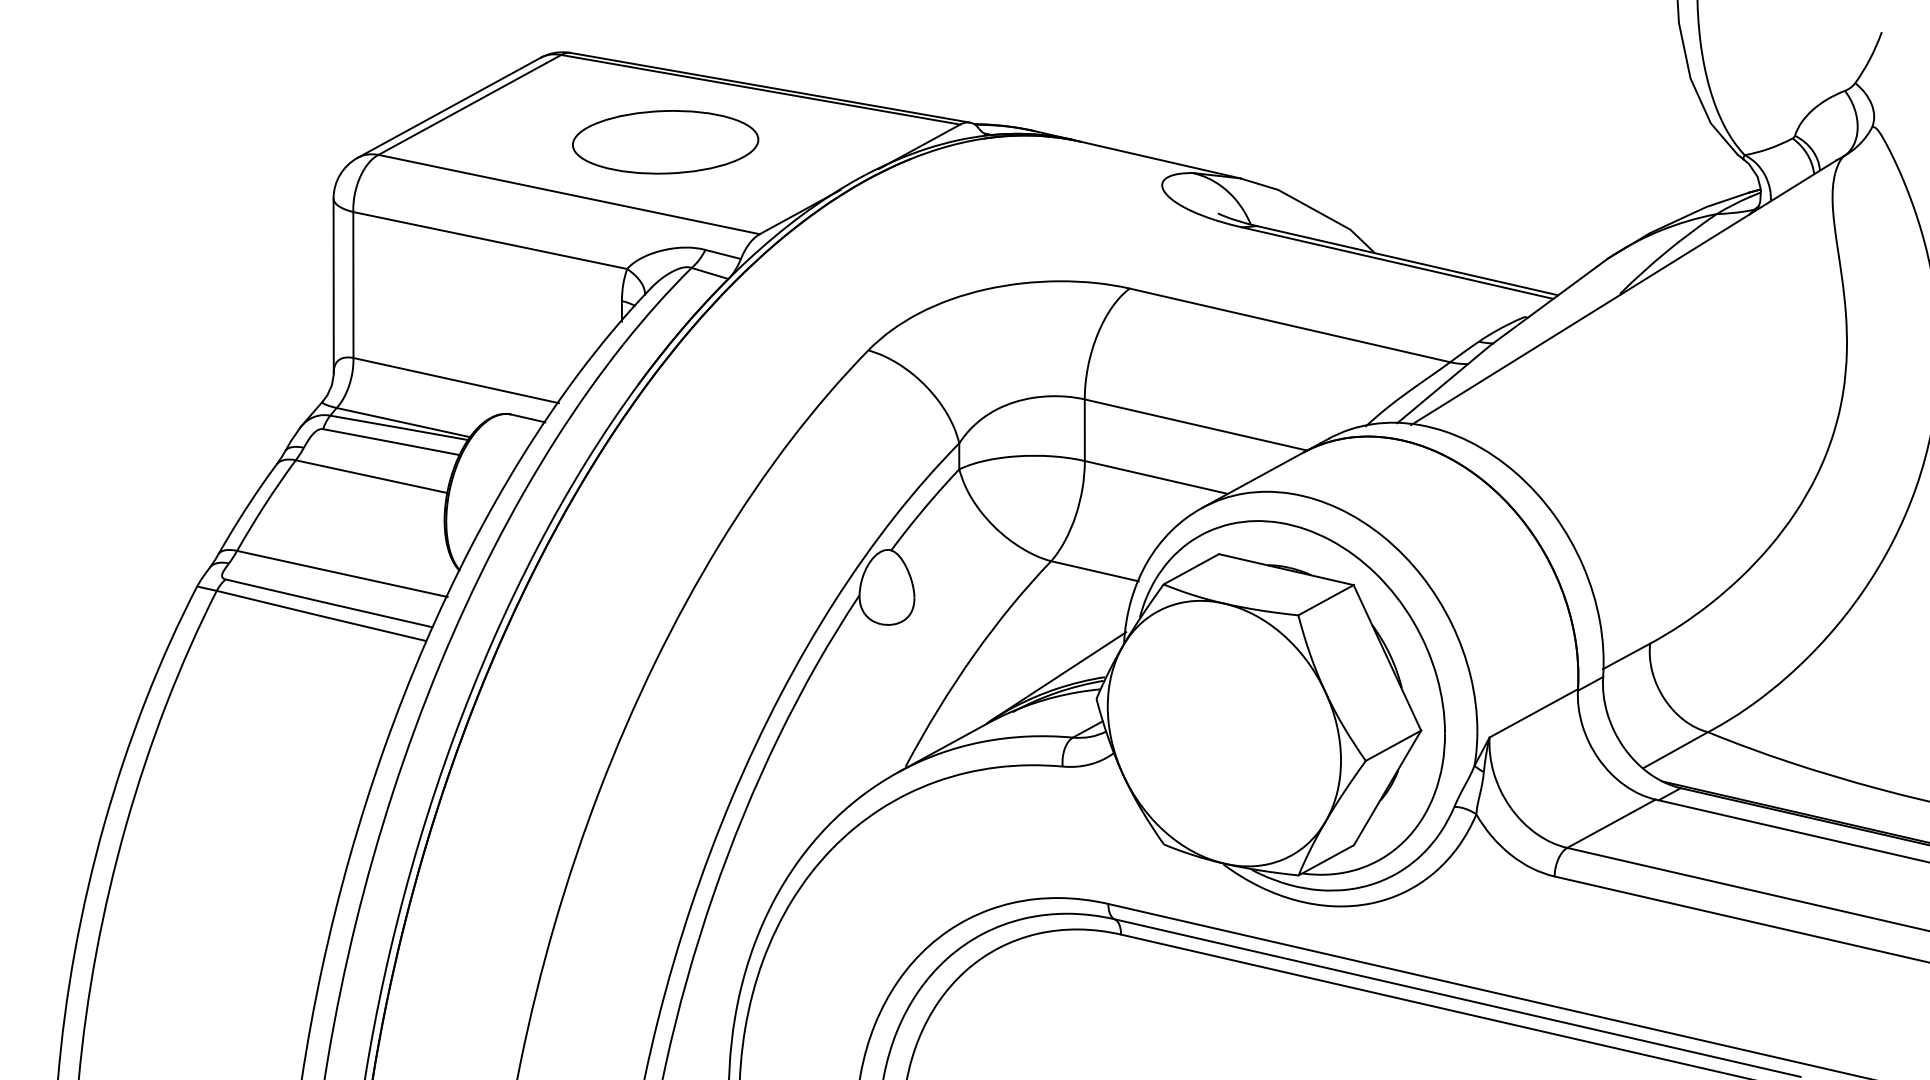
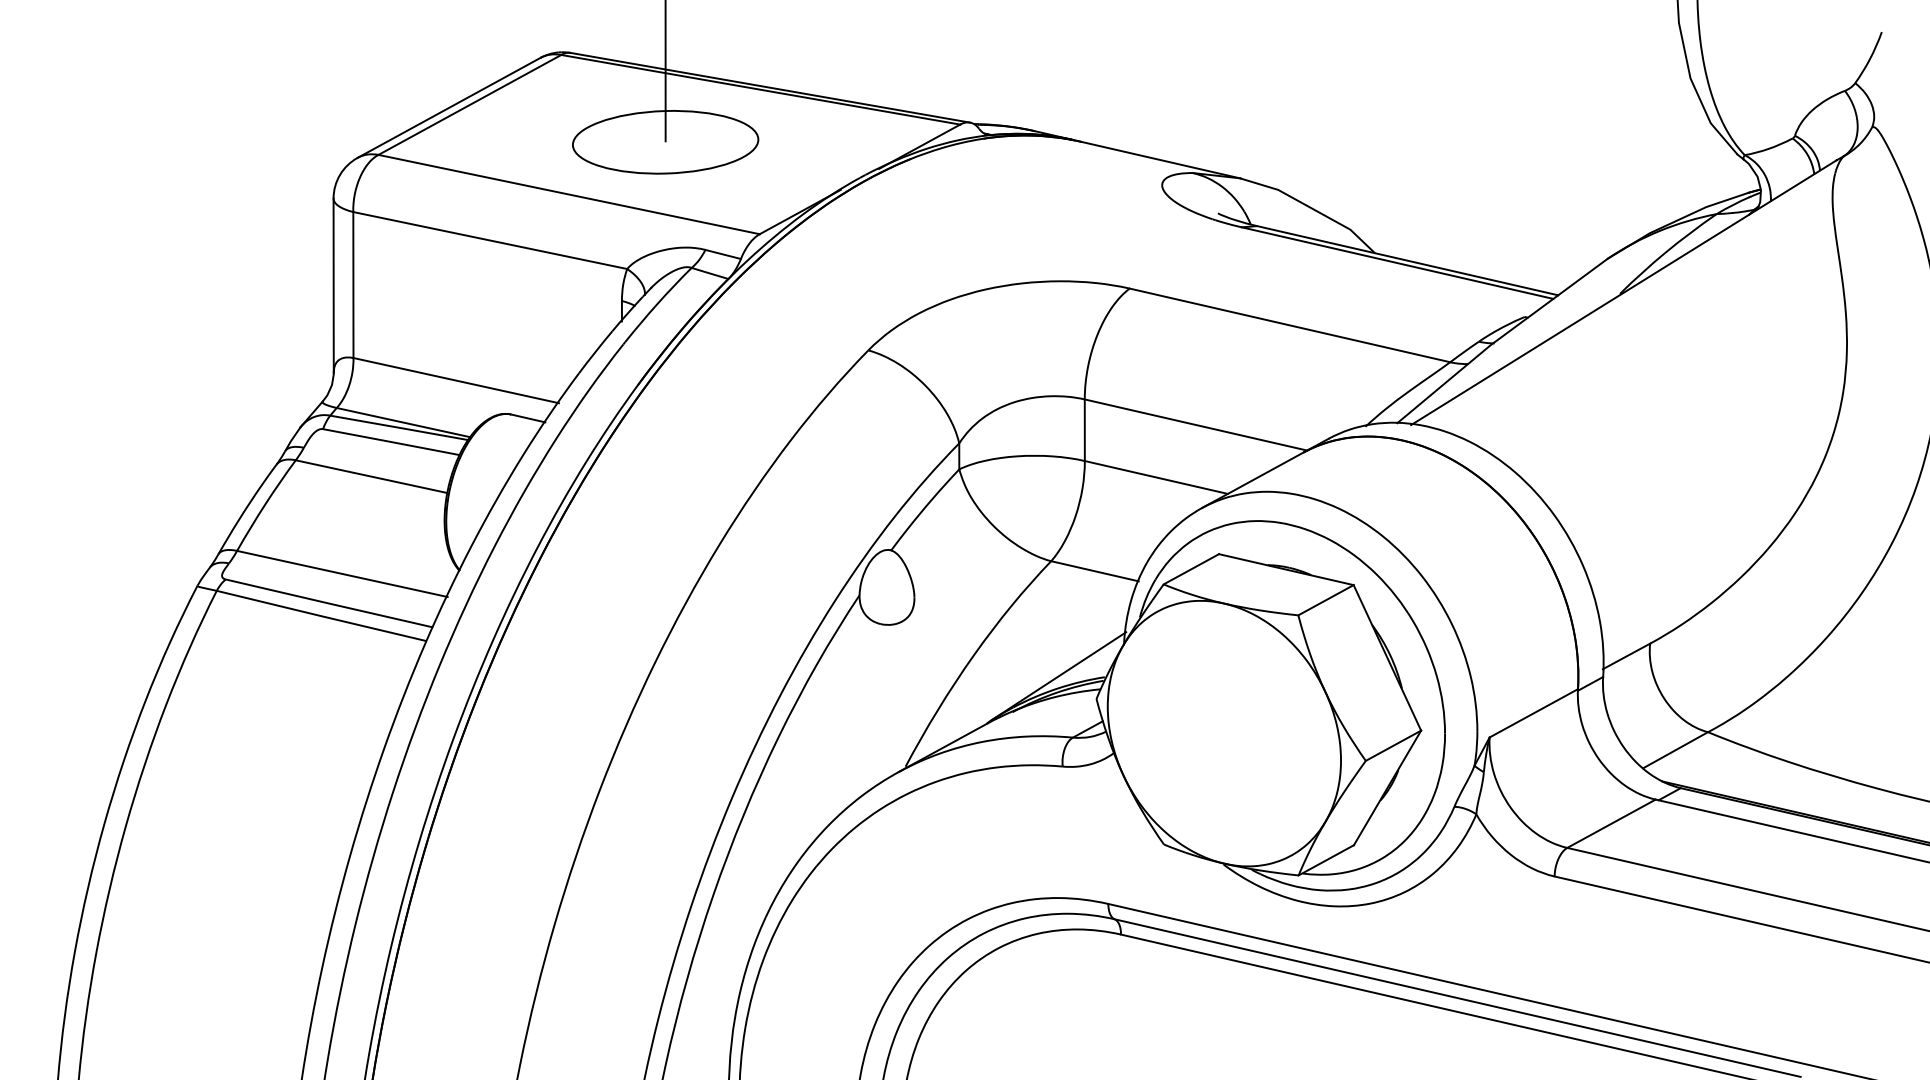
line: none -> present (665, 72)
